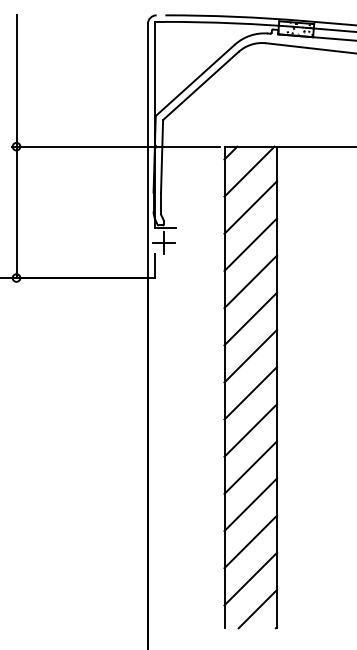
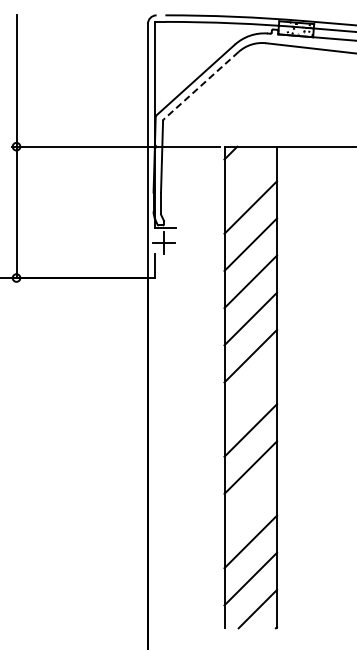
line: solid -> dashed (201, 85)
line: present -> none (249, 171)
line: present -> none (250, 393)
line: present -> none (250, 504)
